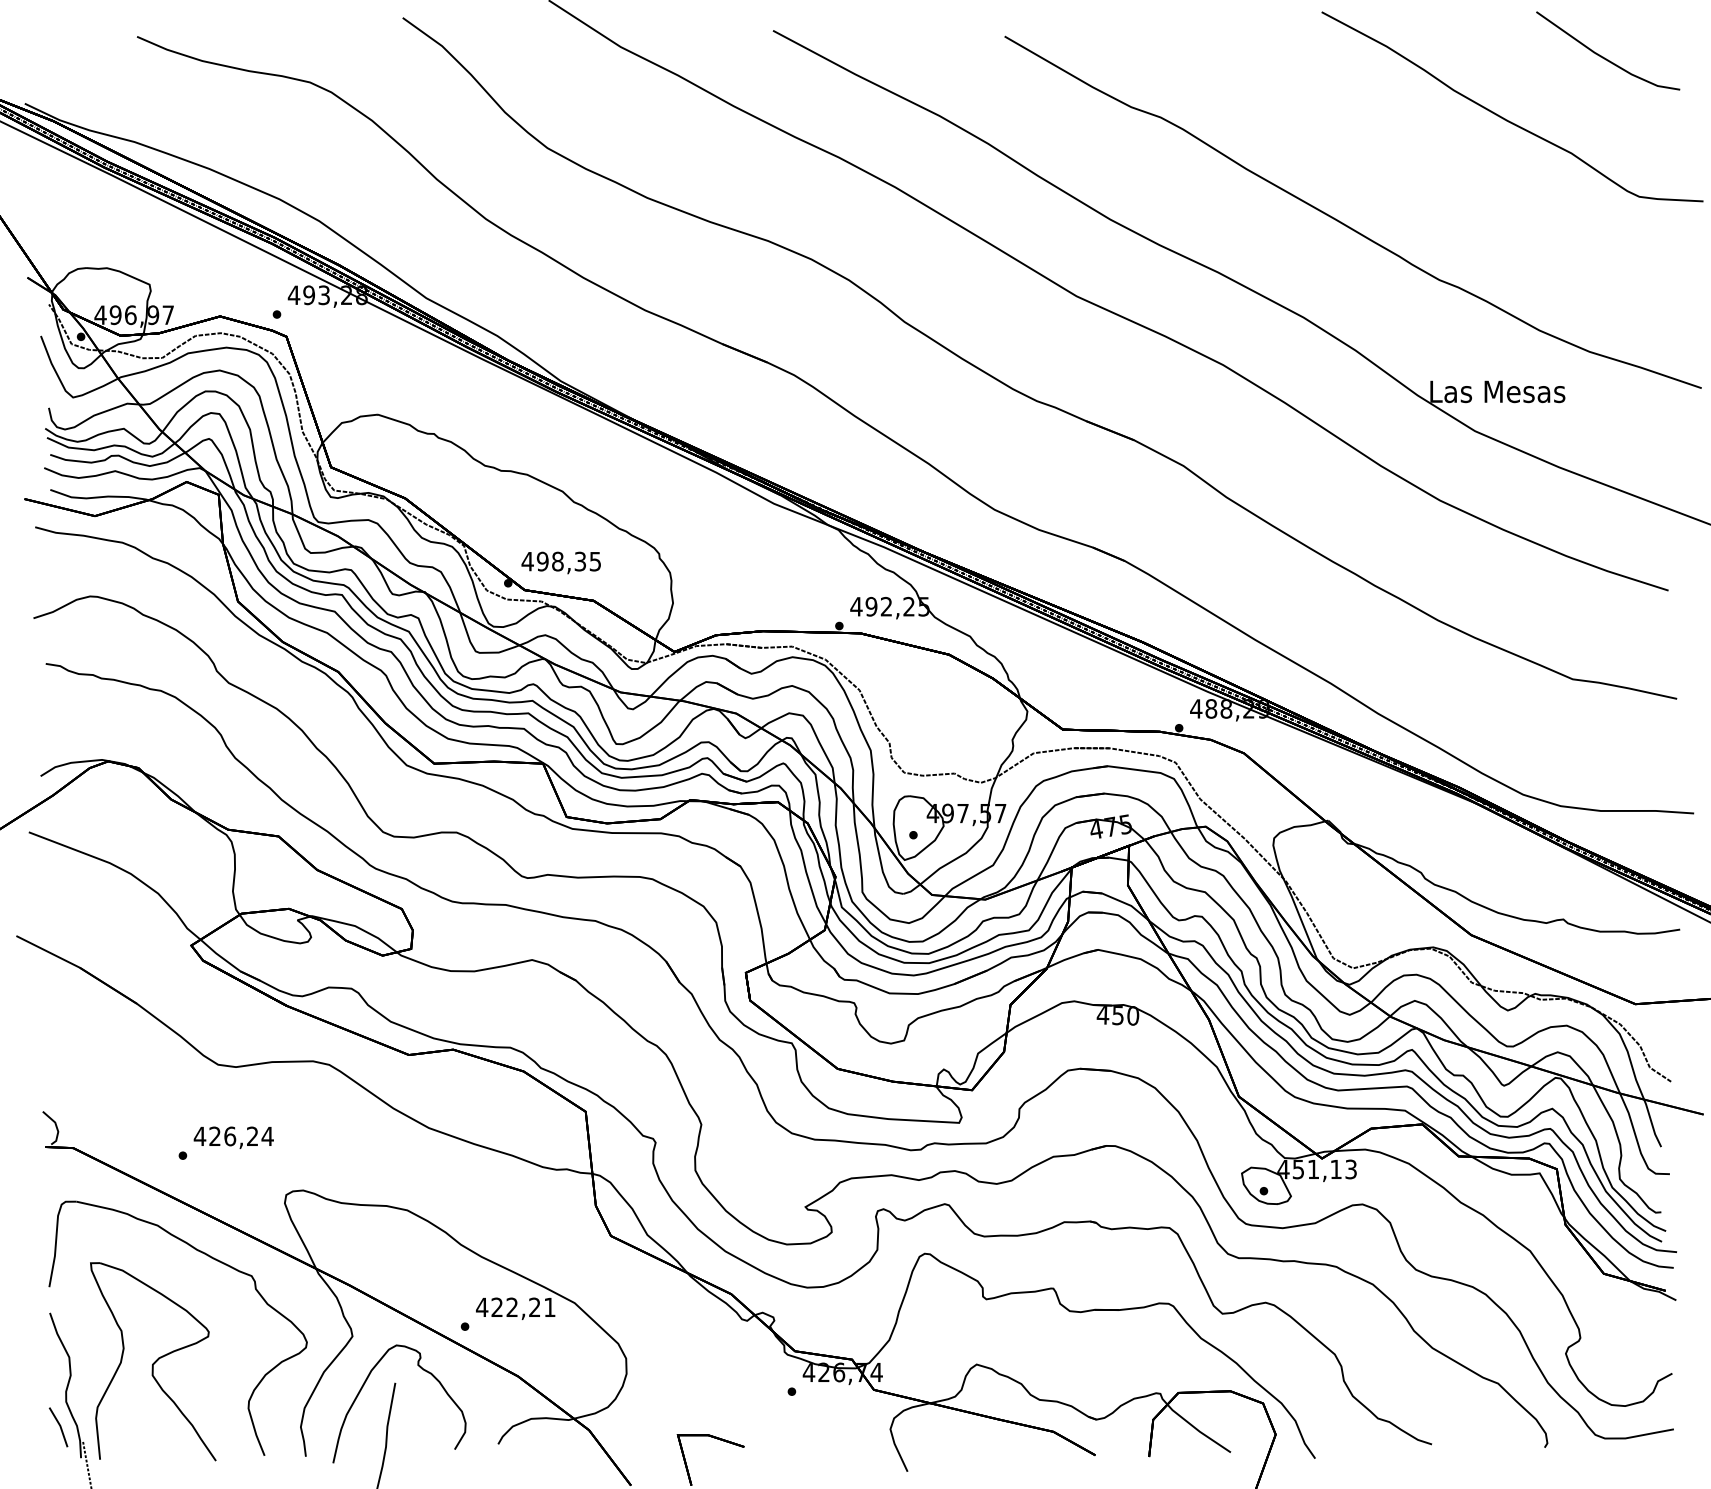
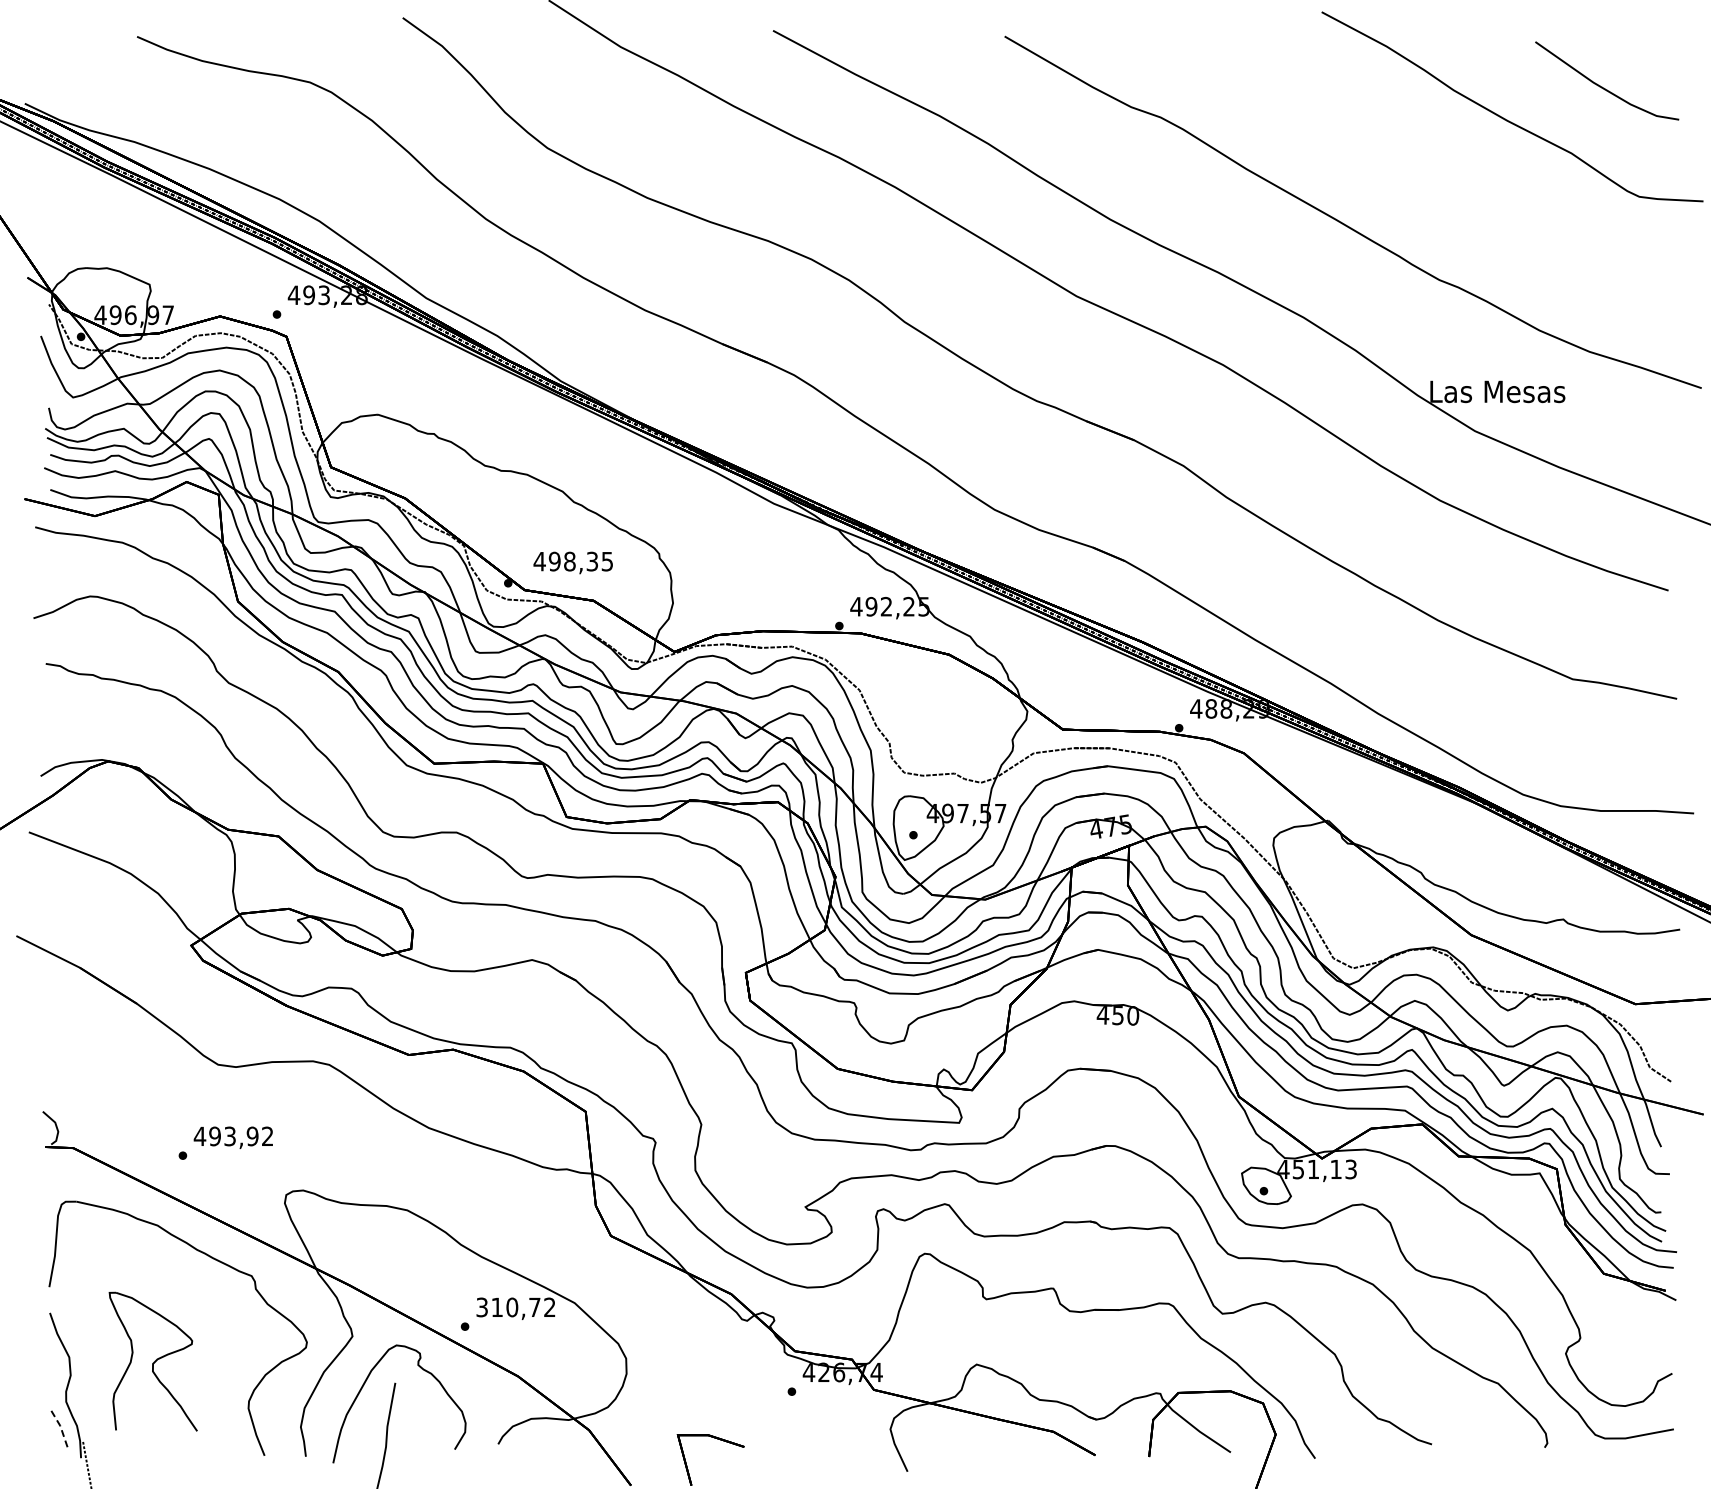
line position: (1603, 56) -> (1602, 86) (1602, 86)
text position: (560, 562) -> (572, 562) (572, 562)
text: 426,24 -> 493,92 (241, 1136)
text: 422,21 -> 310,72 (515, 1307)
part size: 127x200 px -> 90x141 px (152, 1361)
line: solid -> dashed (60, 1425)
